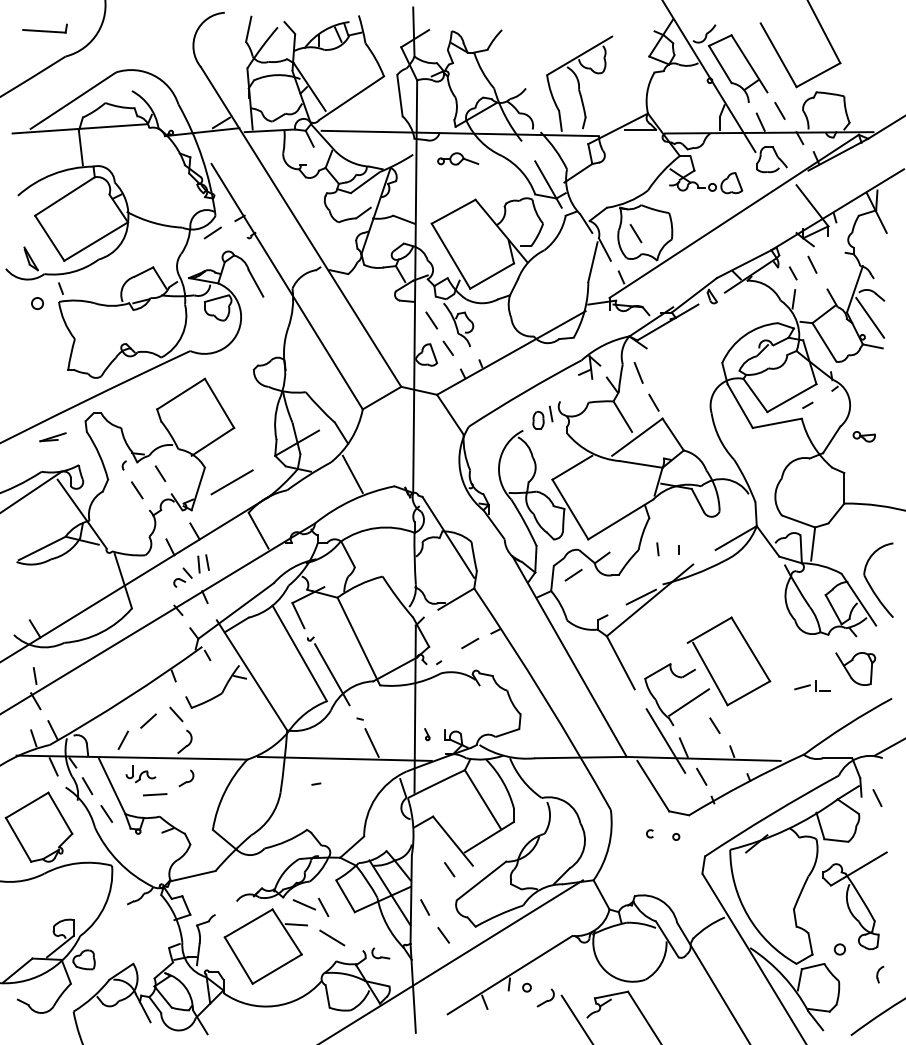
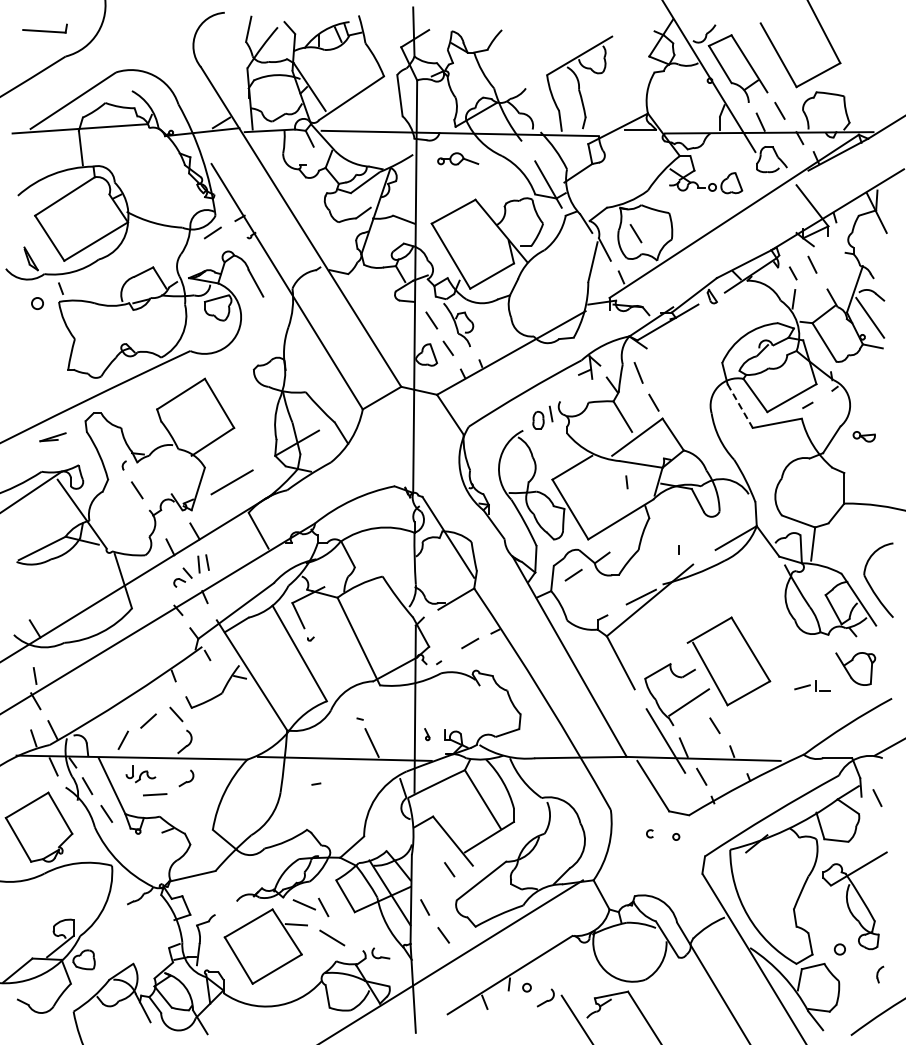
line: solid -> dashed (740, 406)
line: present -> none (160, 473)
line: present -> none (352, 473)
line position: (657, 549) -> (626, 482) (626, 482)
line: present -> none (332, 674)
